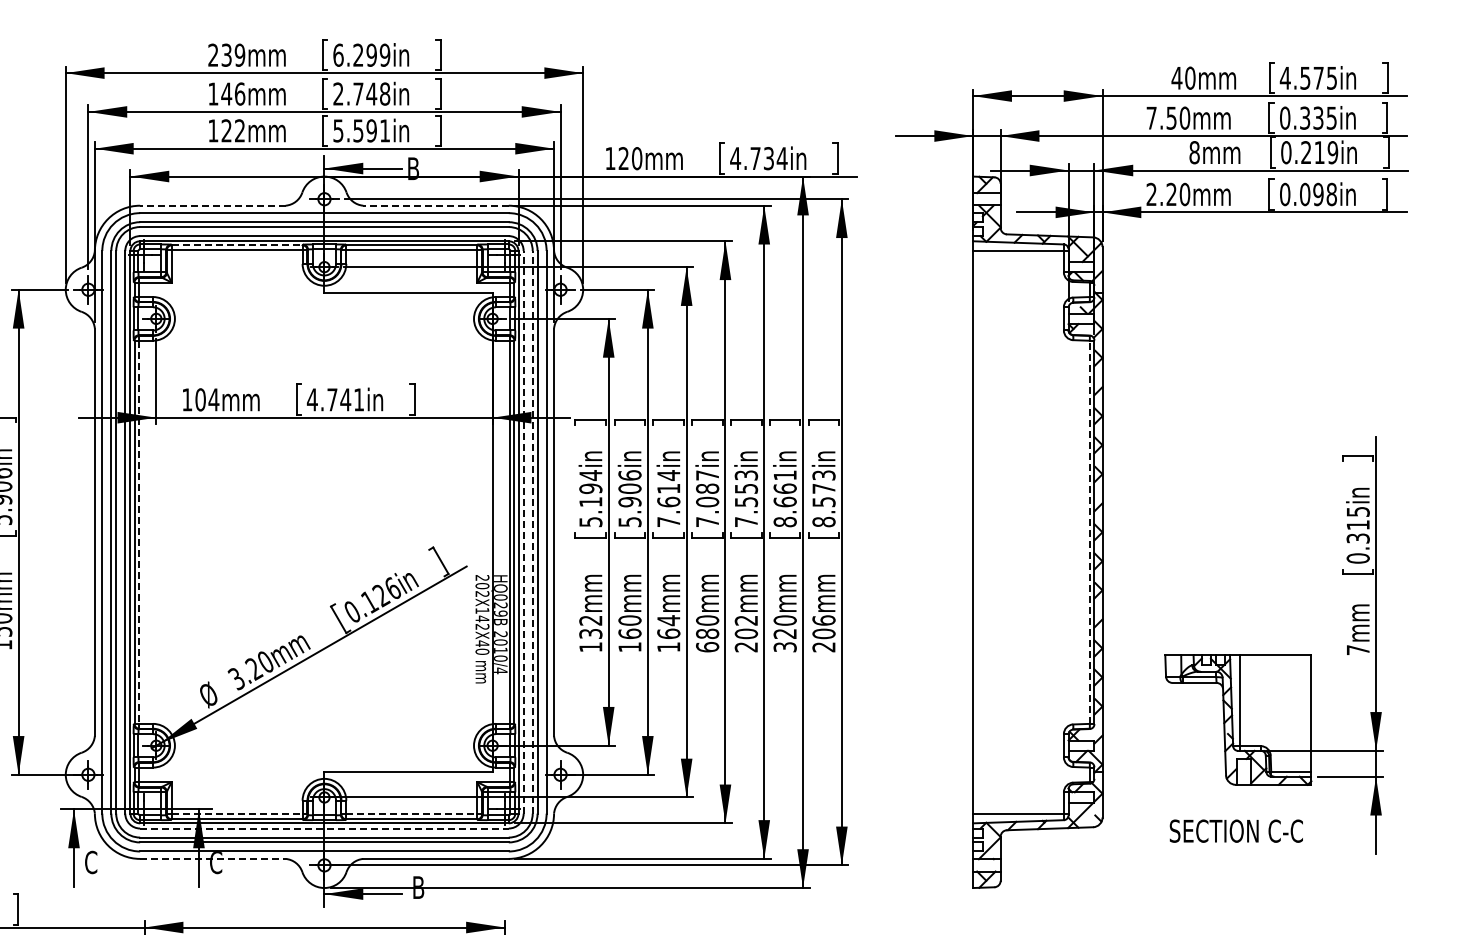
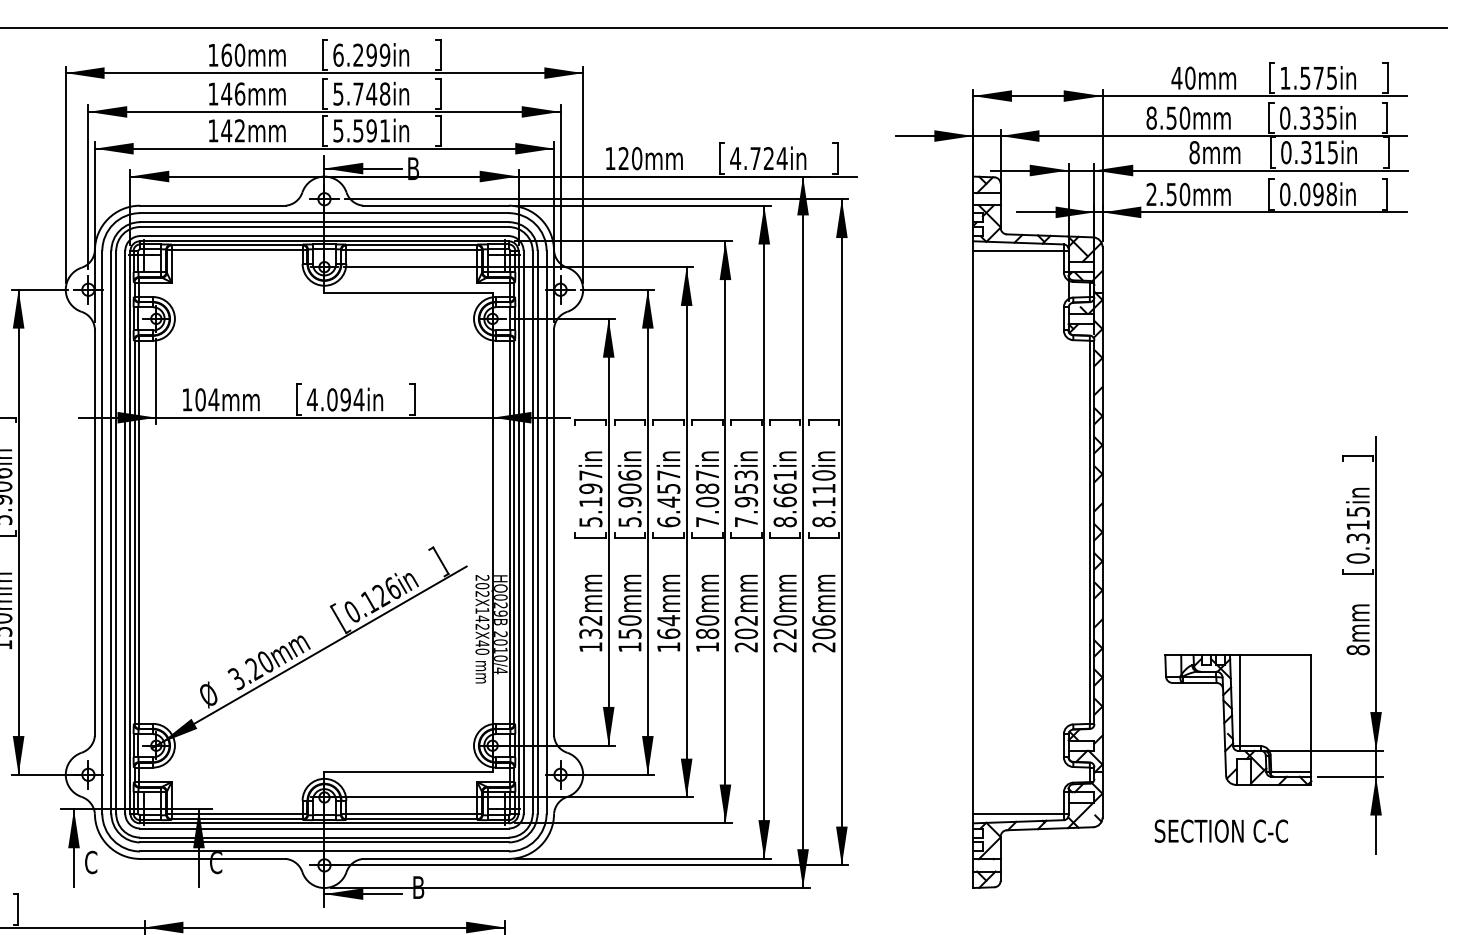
line: none -> present (724, 27)
text: 239mm -> 160mm (226, 54)
text: 4.575in -> 1.575in (1284, 78)
text: 2.748in -> 5.748in (338, 93)
text: 7.50mm -> 8.50mm (1151, 117)
text: 122mm -> 142mm (226, 130)
text: 0.219in -> 0.315in (1319, 152)
text: 4.734in -> 4.724in (768, 158)
text: 2.20mm -> 2.50mm (1171, 194)
line: dashed -> solid (212, 205)
line: dashed -> solid (436, 205)
line: dashed -> solid (237, 245)
text: 4.741in -> 4.094in (345, 399)
text: 5.194in -> 5.197in (590, 475)
text: 8.573in -> 8.110in (823, 488)
text: 7.614in -> 6.457in (668, 498)
text: 7.553in -> 7.953in (745, 502)
line: dashed -> solid (523, 531)
line: dashed -> solid (532, 531)
line: dashed -> solid (139, 532)
line: dashed -> solid (1089, 532)
text: 160mm -> 150mm (629, 633)
text: 680mm -> 180mm (707, 646)
text: 320mm -> 220mm (784, 647)
text: 7mm -> 8mm (1357, 650)
line: dashed -> solid (237, 814)
line: dashed -> solid (412, 814)
line: dashed -> solid (324, 828)
text position: (1235, 830) -> (1220, 830) (1220, 830)
line: dashed -> solid (212, 858)
